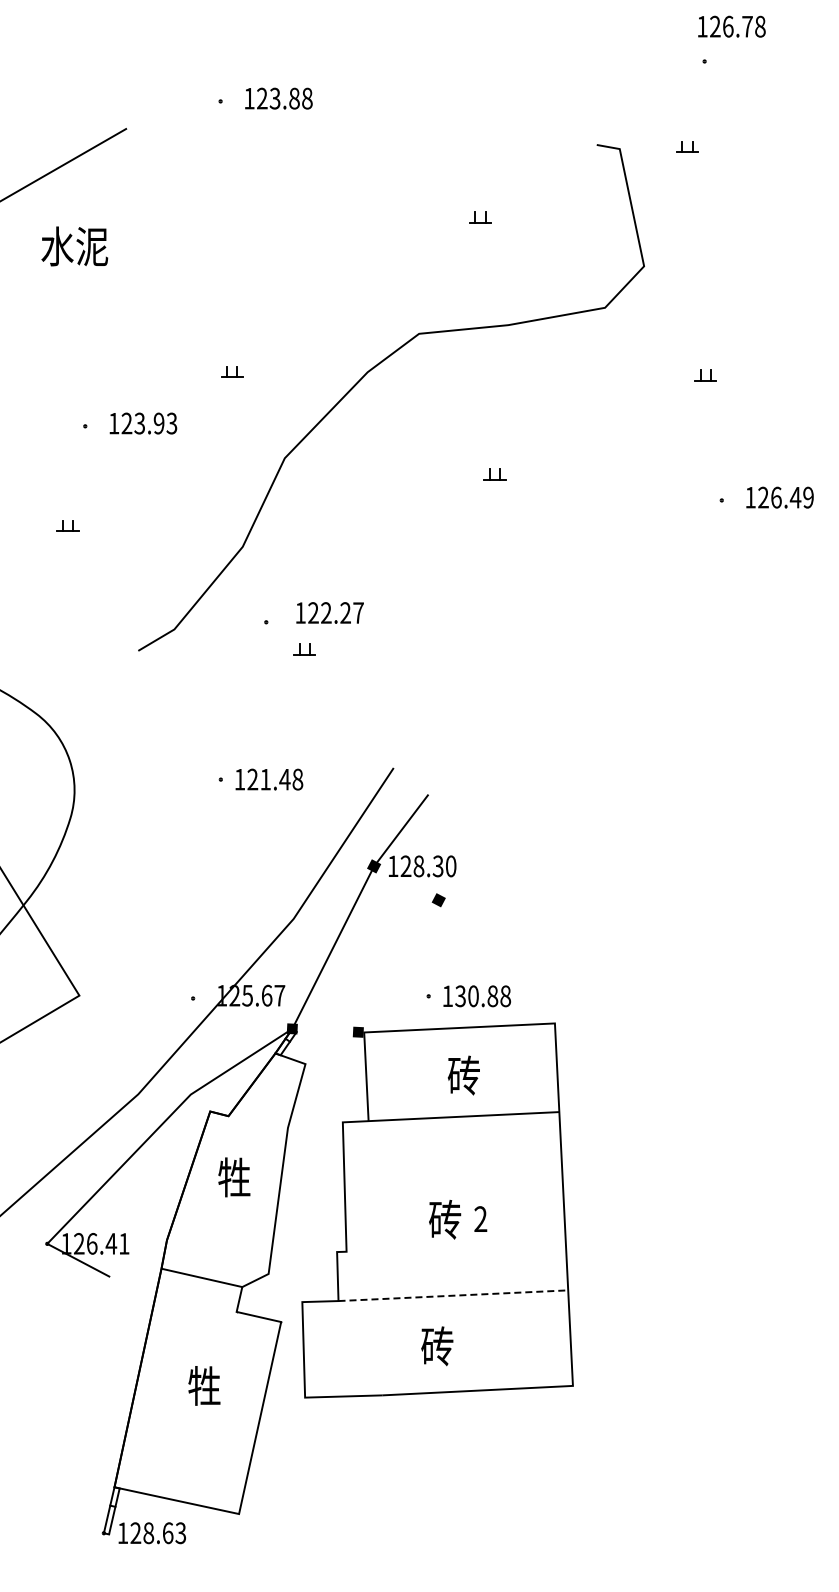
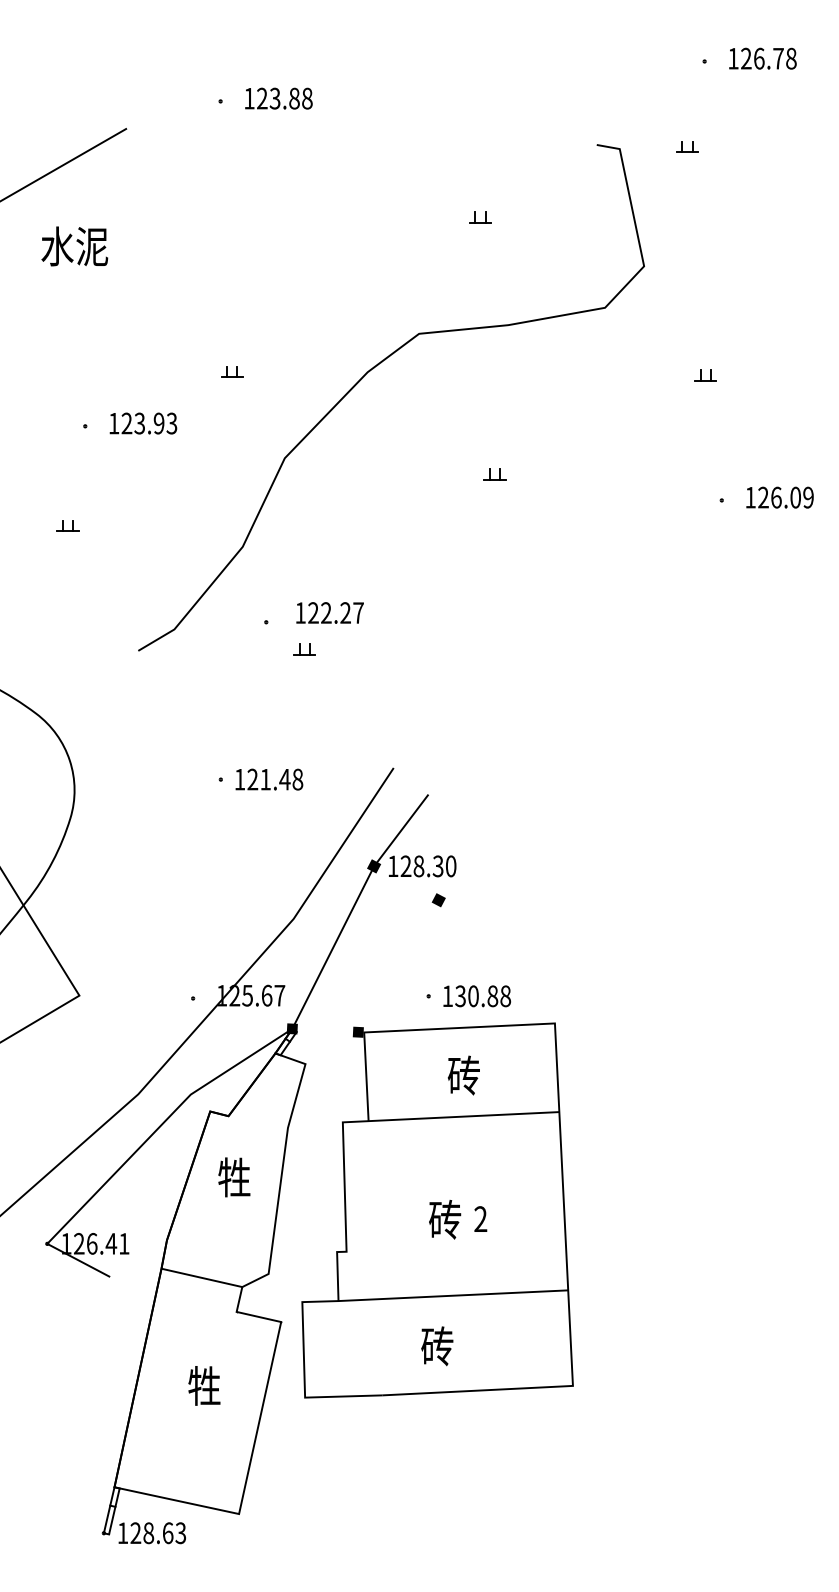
text position: (731, 26) -> (762, 58) (762, 58)
text: 126.49 -> 126.09 (795, 497)
line: dashed -> solid (453, 1295)
